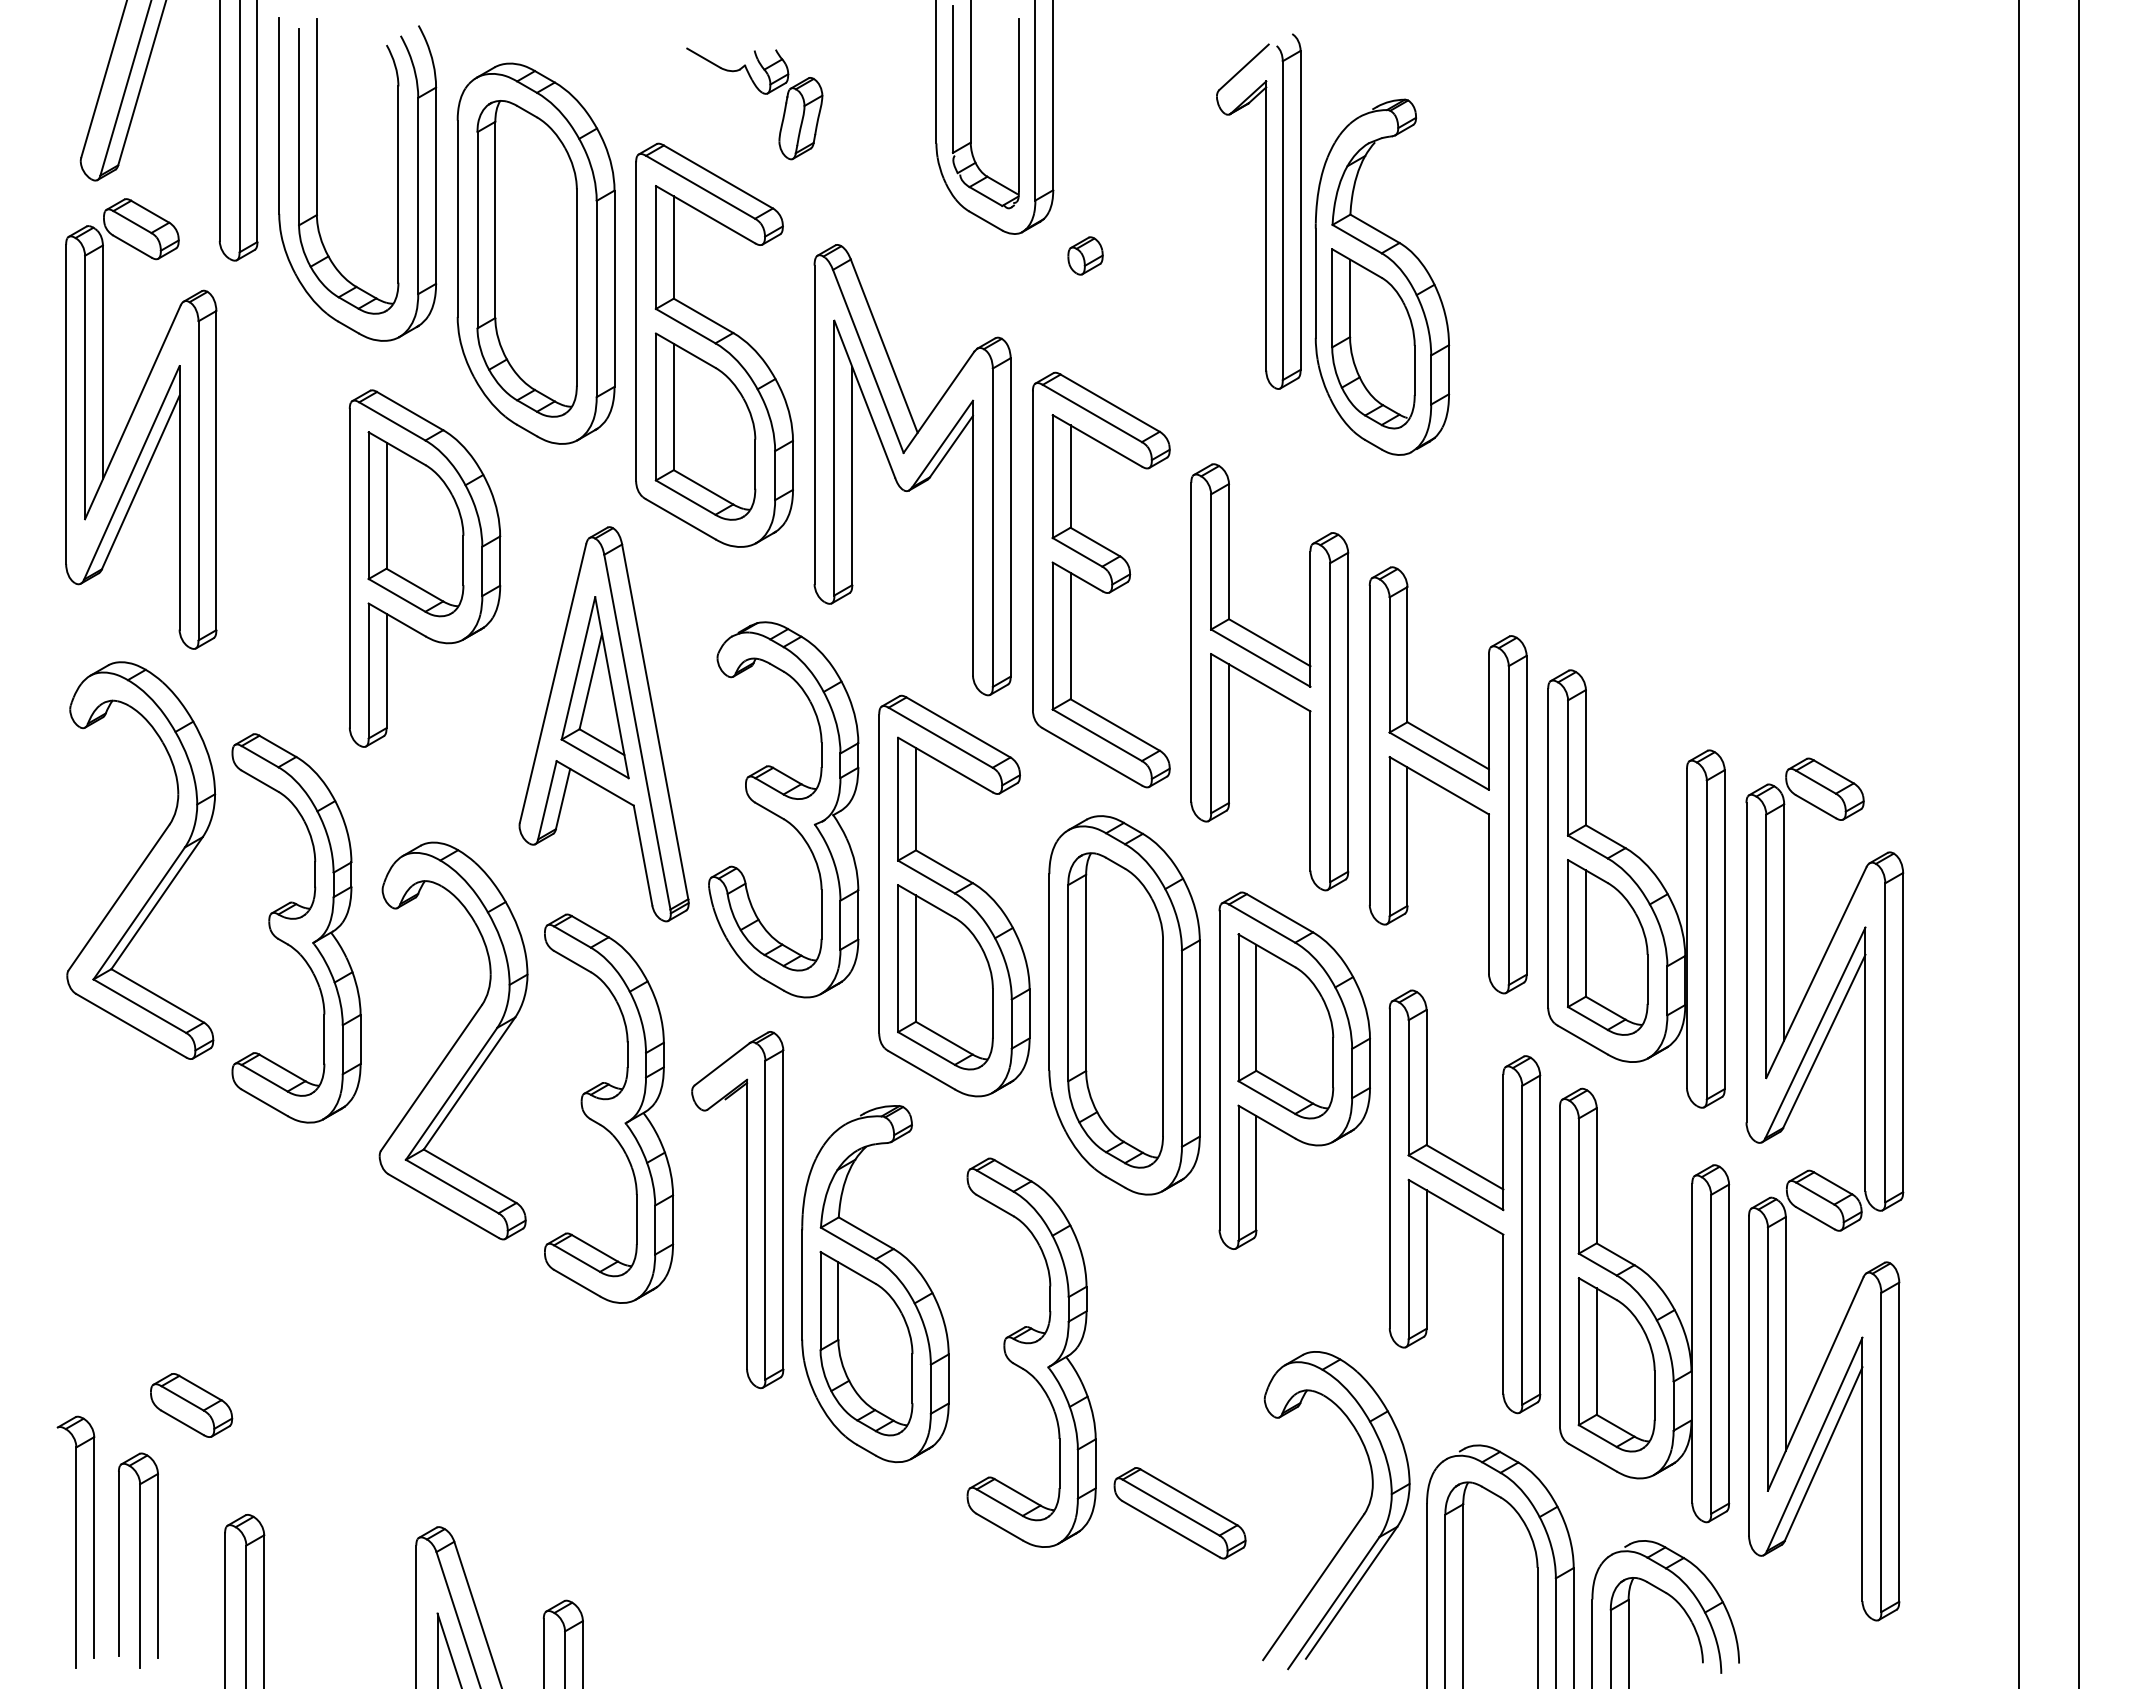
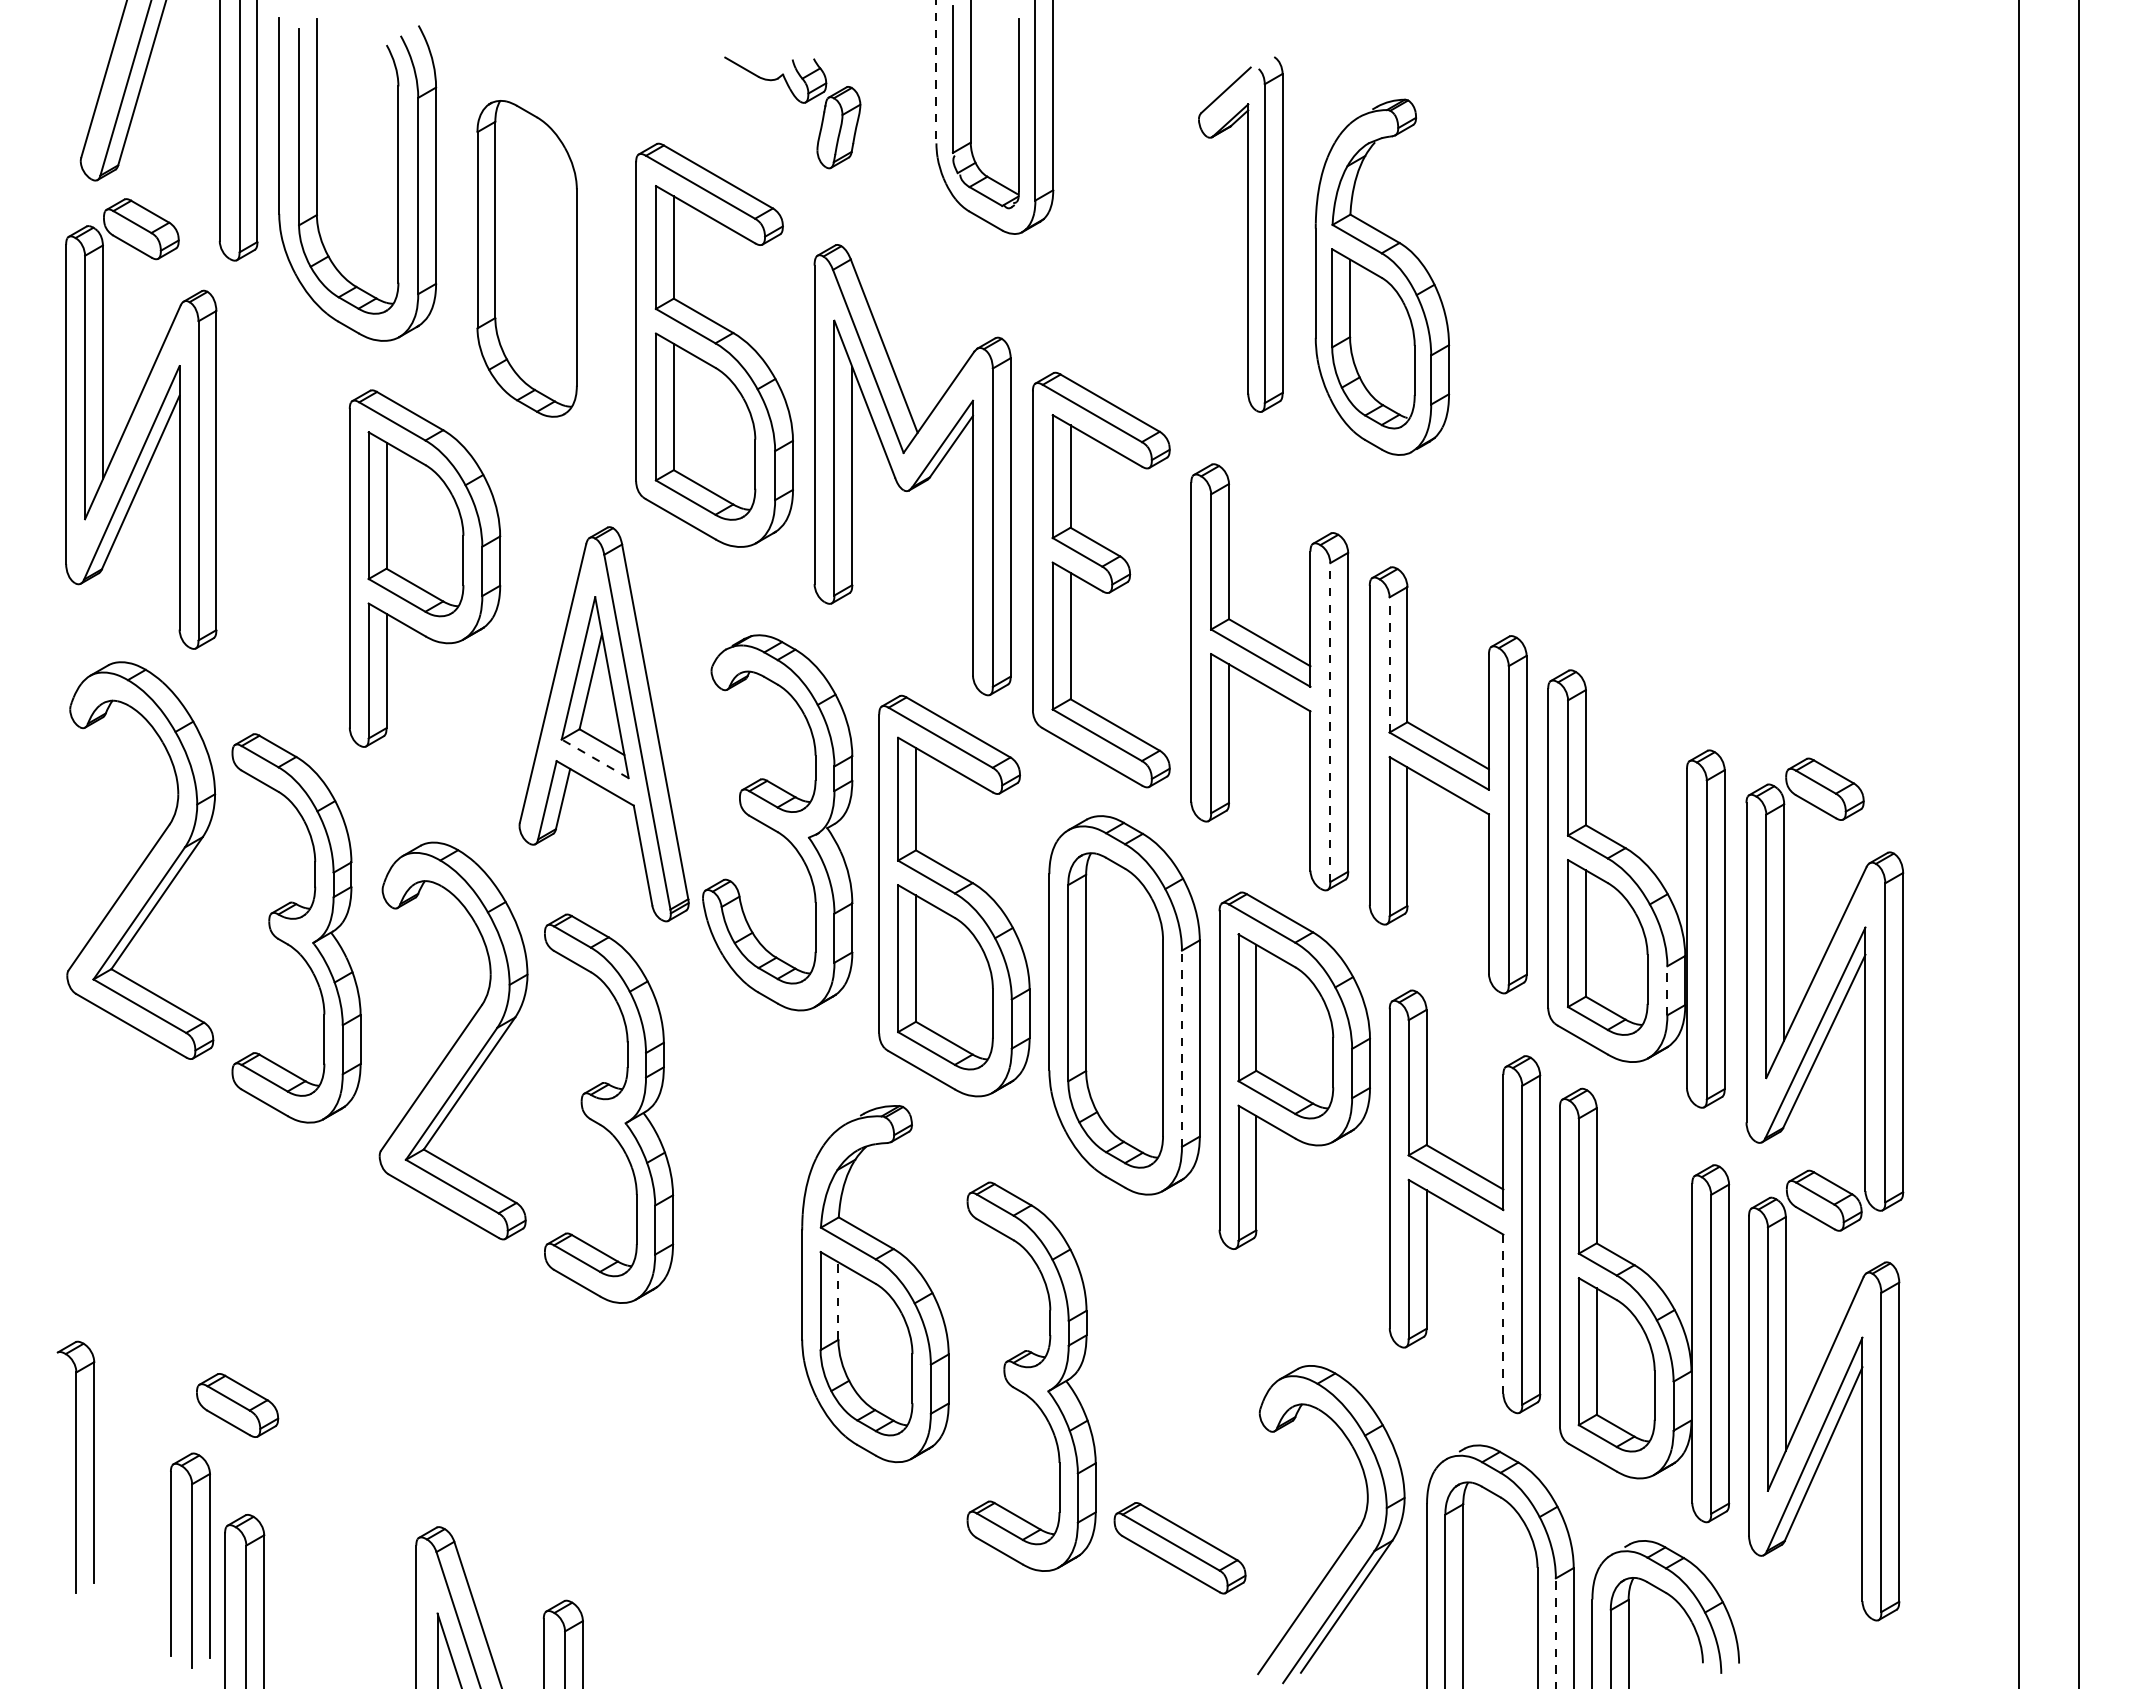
line: solid -> dashed (936, 71)
part position: (761, 93) -> (799, 102) (799, 102)
part position: (1265, 211) -> (1247, 234) (1247, 234)
part: present -> none (535, 253)
part: present -> none (1085, 255)
line: solid -> dashed (1389, 664)
line: solid -> dashed (1330, 722)
line: solid -> dashed (595, 758)
part position: (783, 809) -> (777, 822) (777, 822)
line: solid -> dashed (1667, 990)
line: solid -> dashed (1181, 1048)
part: present -> none (746, 1210)
line: solid -> dashed (838, 1301)
line: solid -> dashed (1503, 1314)
part position: (1031, 1352) -> (1031, 1376) (1031, 1376)
part position: (191, 1405) -> (237, 1405) (237, 1405)
part position: (1179, 1513) -> (1179, 1548) (1179, 1548)
part position: (1355, 1524) -> (1350, 1538) (1350, 1538)
part position: (75, 1541) -> (75, 1466) (75, 1466)
part position: (138, 1560) -> (190, 1560) (190, 1560)
line: solid -> dashed (1555, 1633)
